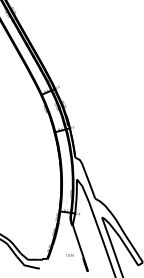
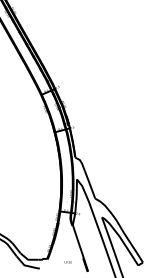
text position: (69, 255) -> (67, 262) (67, 262)
